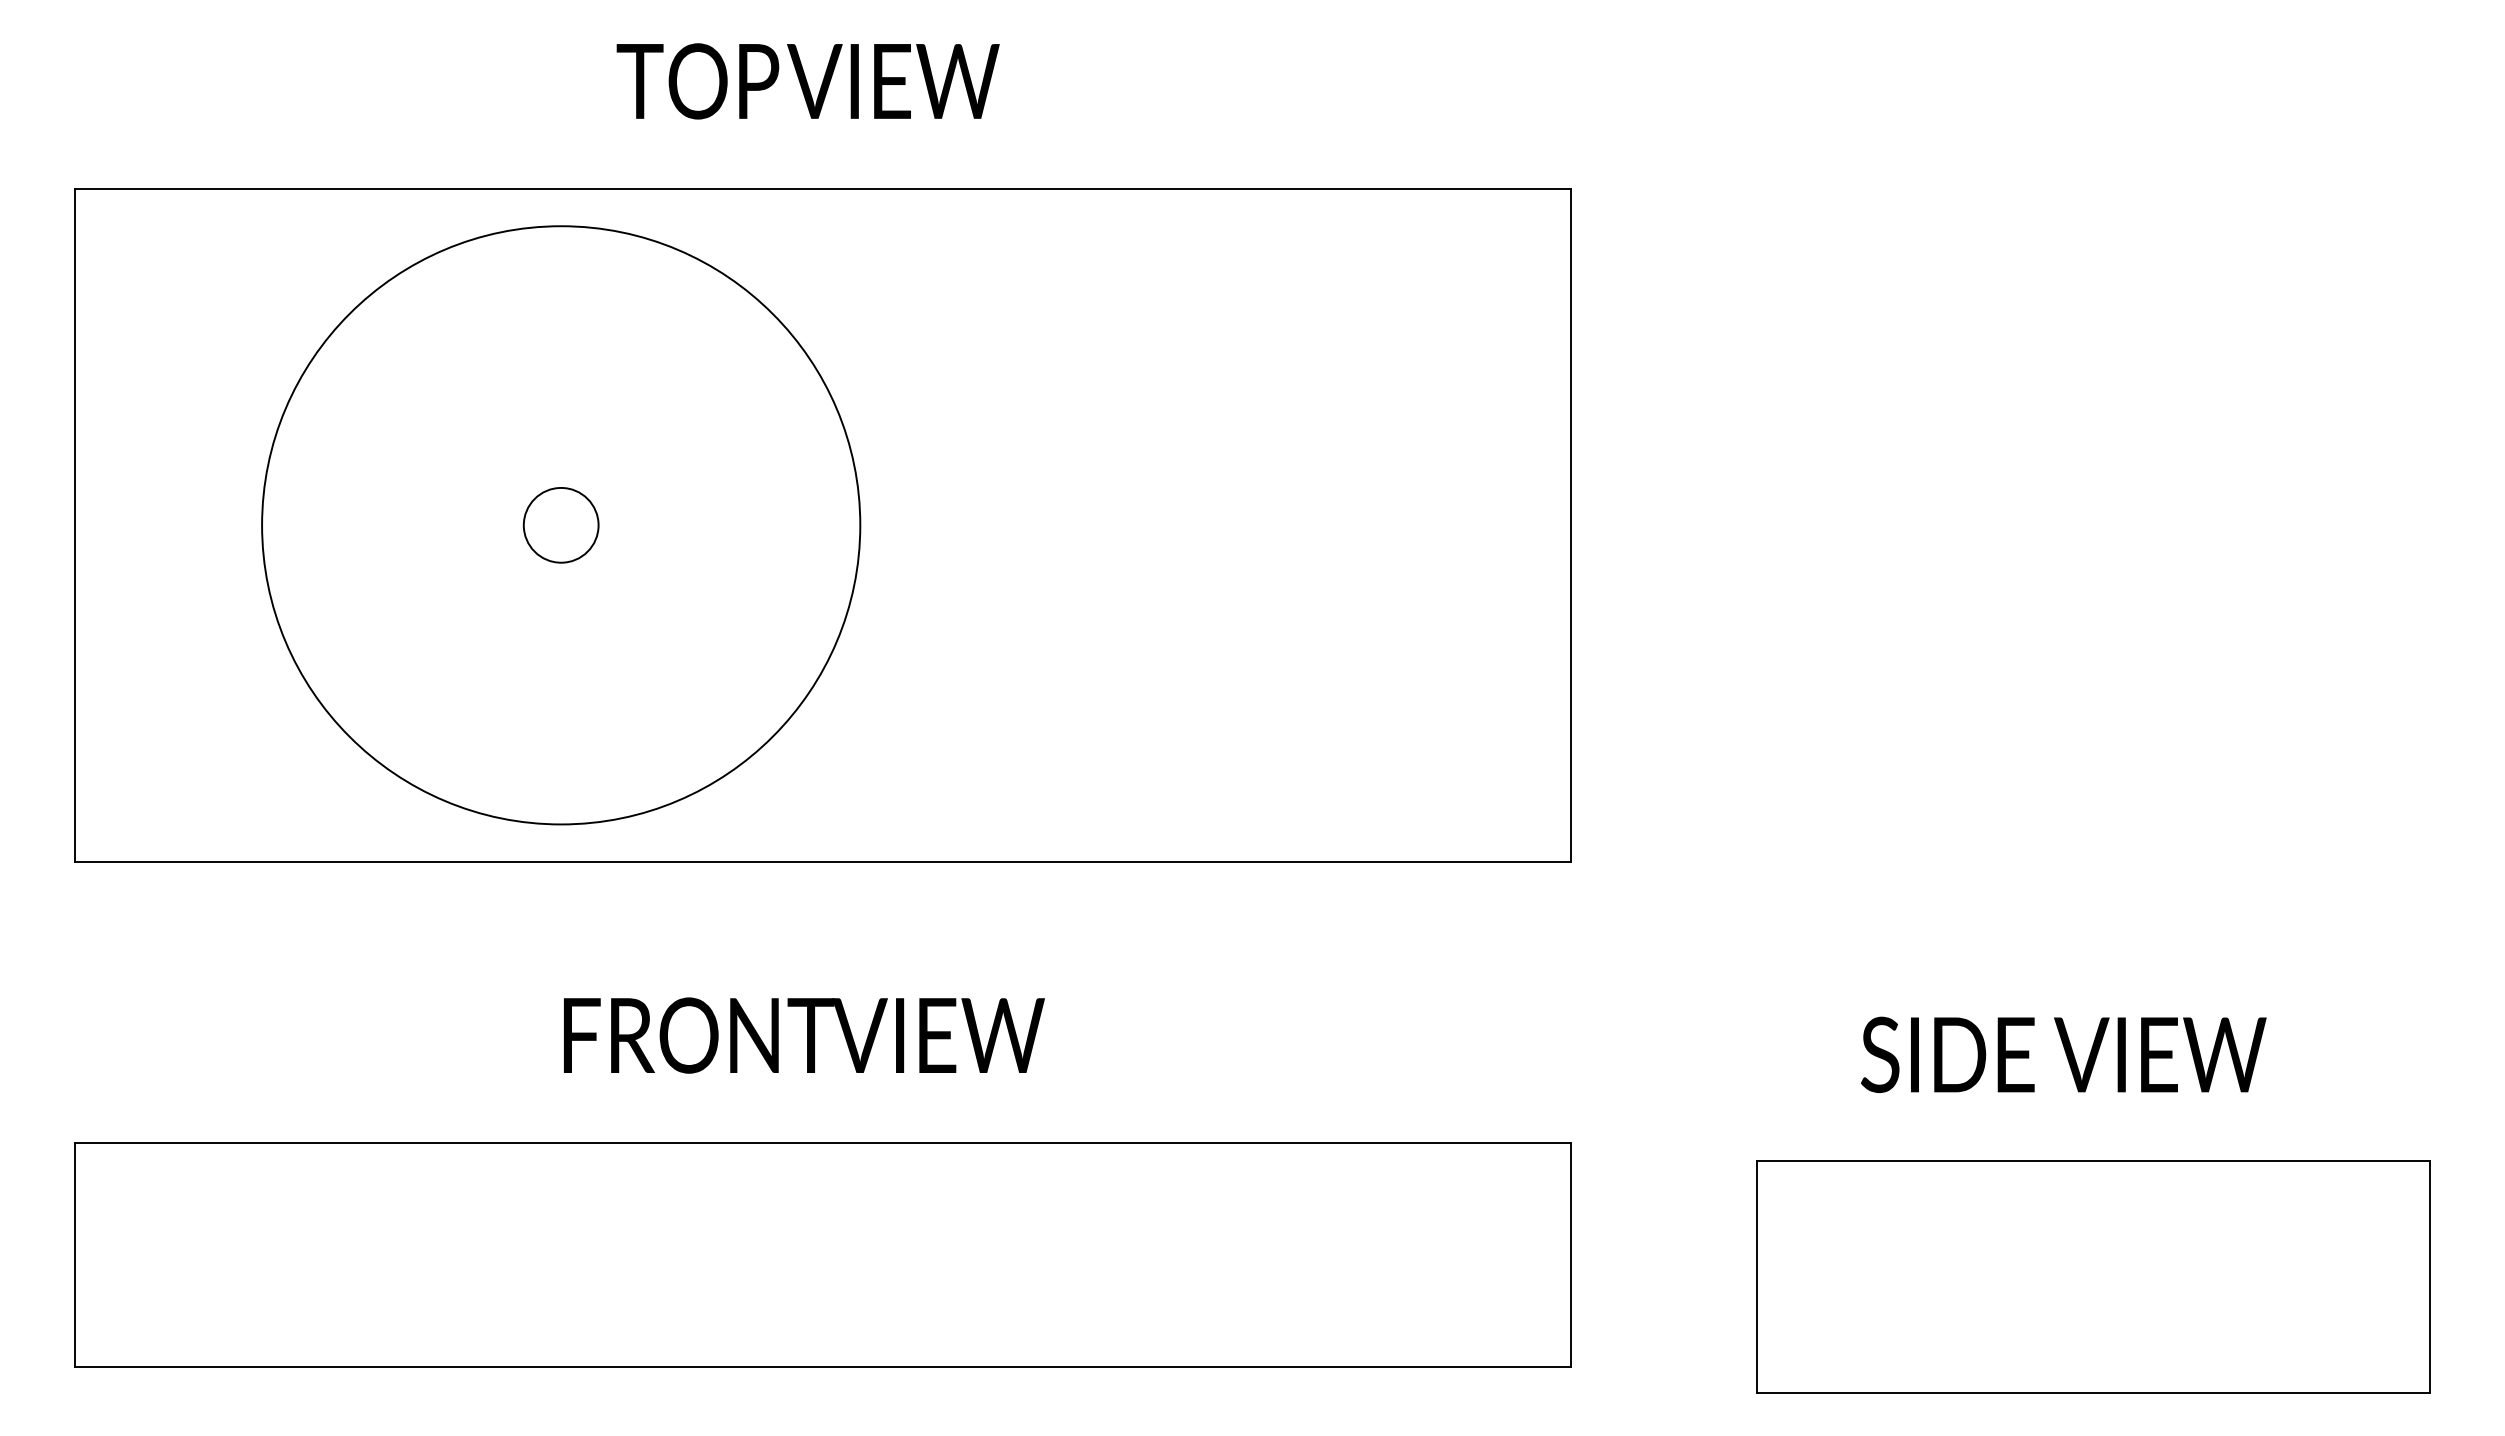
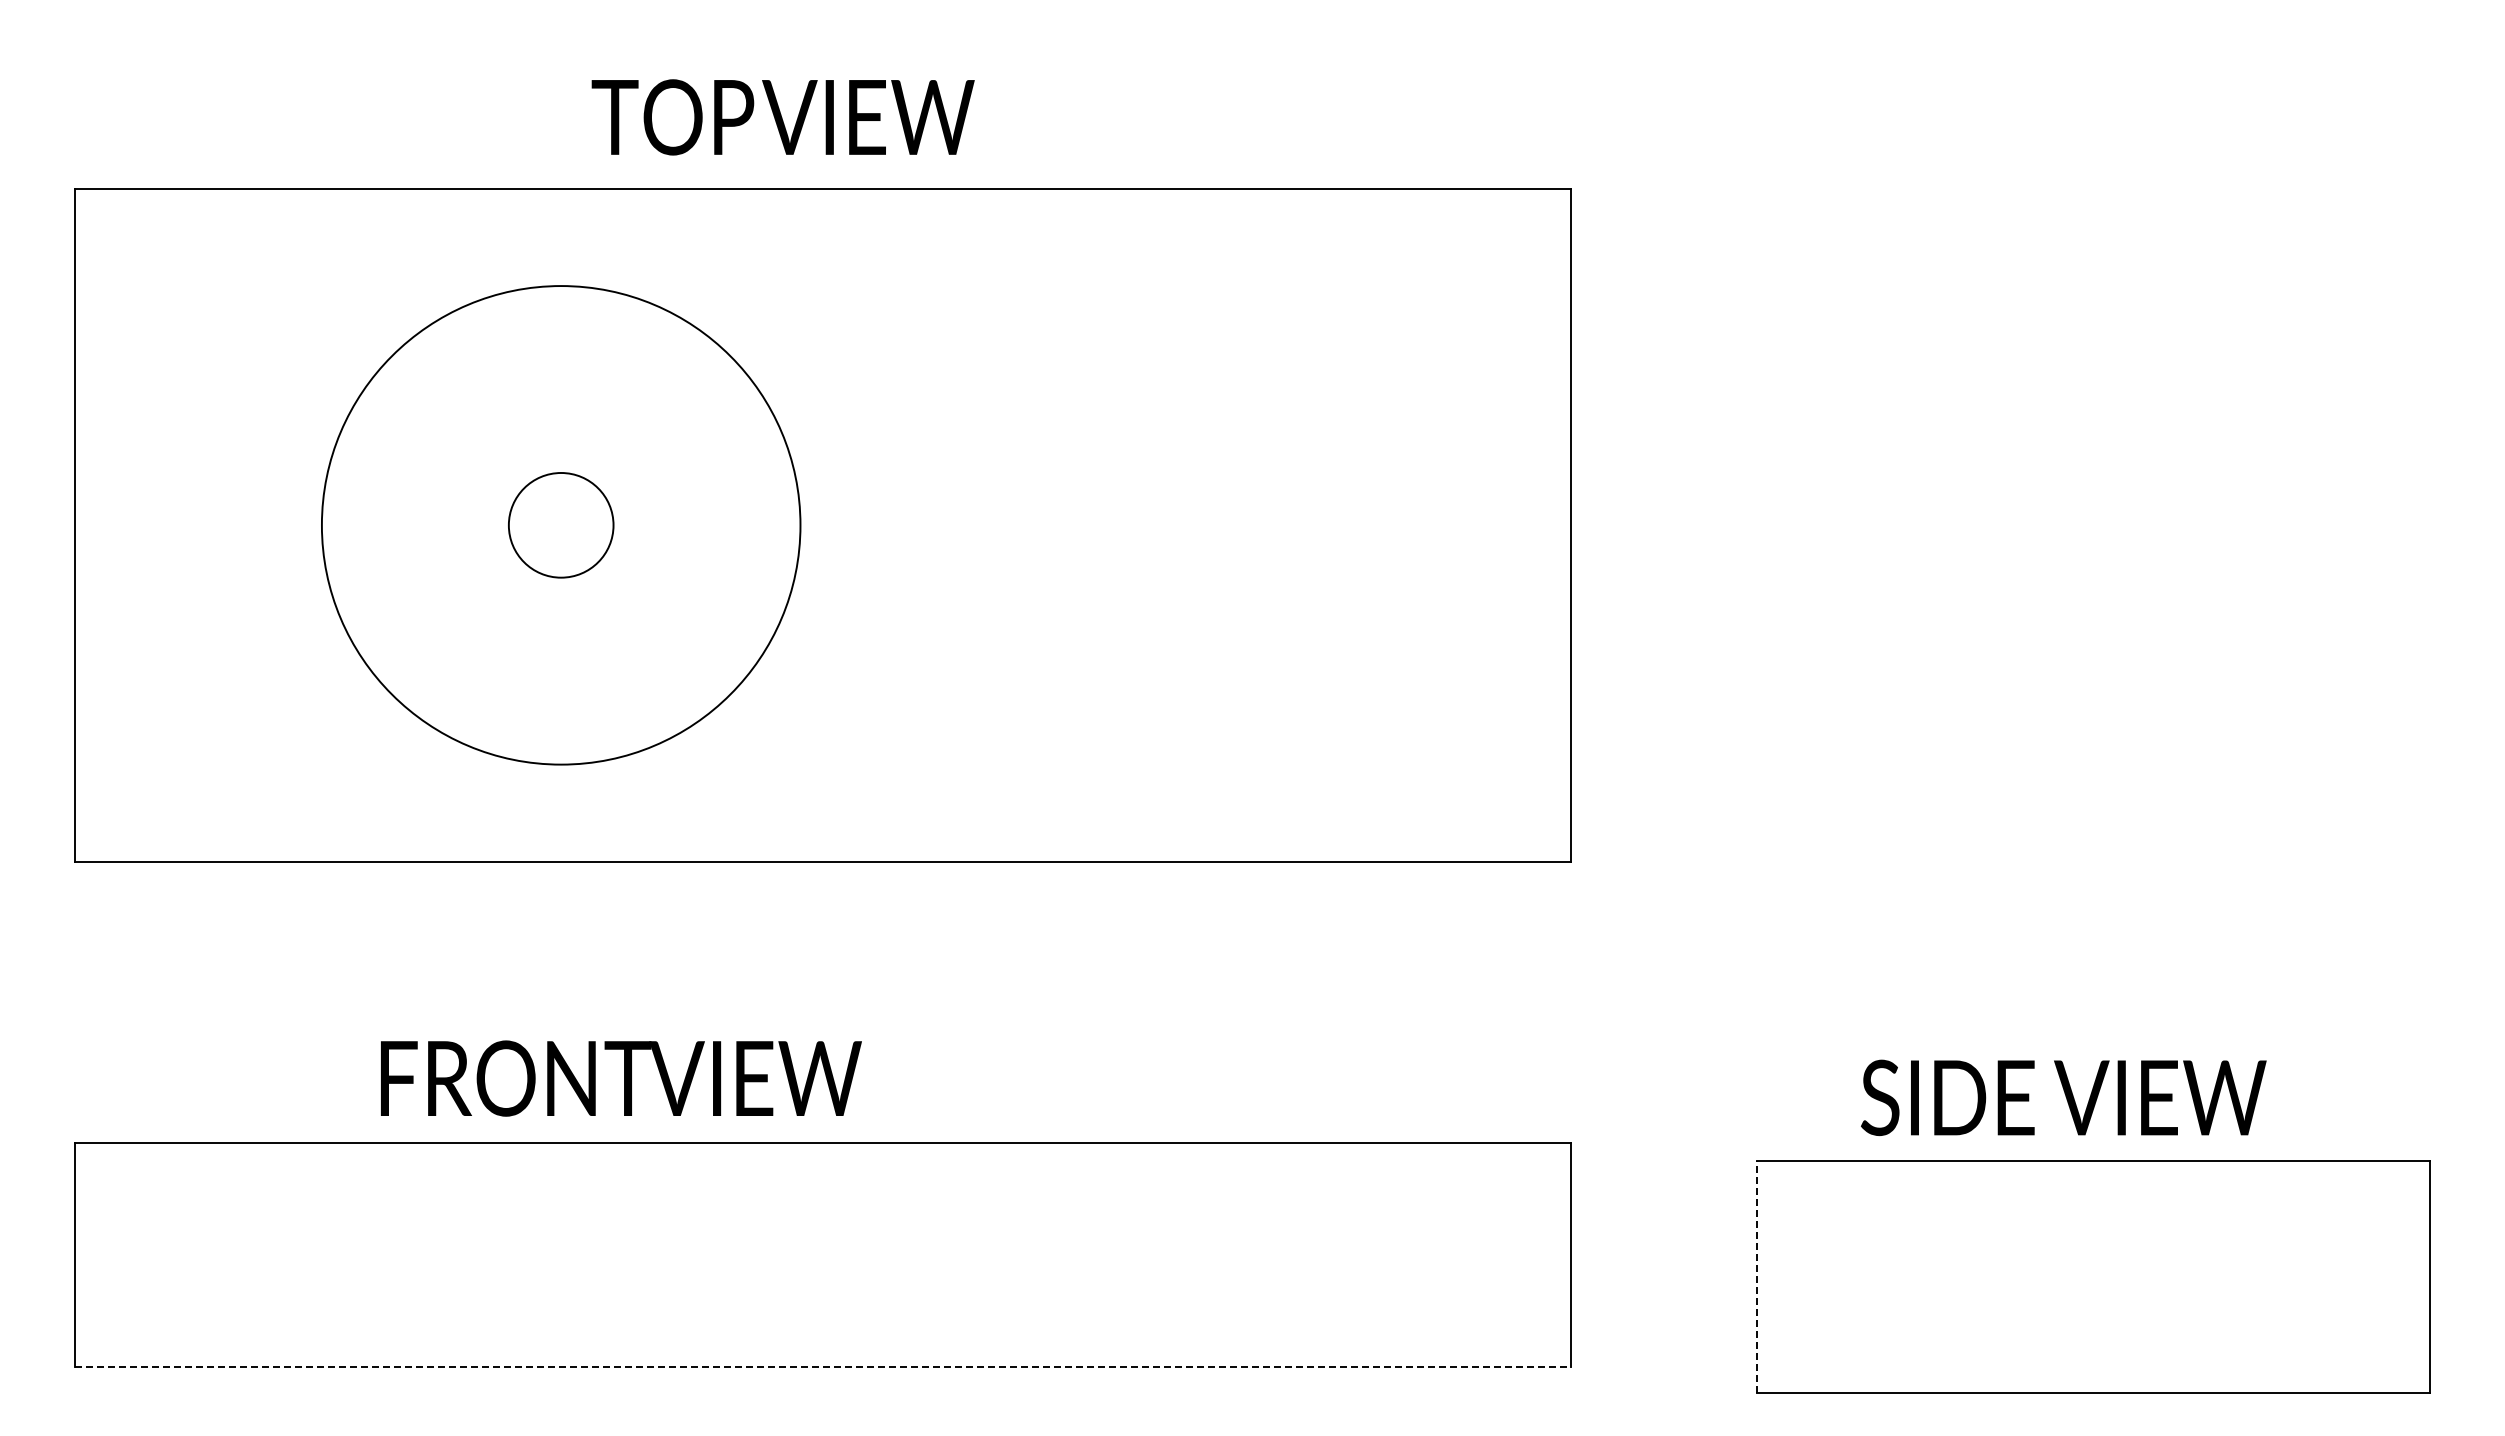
text position: (807, 81) -> (782, 117) (782, 117)
circle diameter: 75 px -> 105 px (560, 524)
circle diameter: 598 px -> 479 px (560, 525)
text position: (804, 1035) -> (621, 1078) (621, 1078)
text position: (2063, 1054) -> (2063, 1097) (2063, 1097)
line: solid -> dashed (1756, 1276)
line: solid -> dashed (822, 1367)
